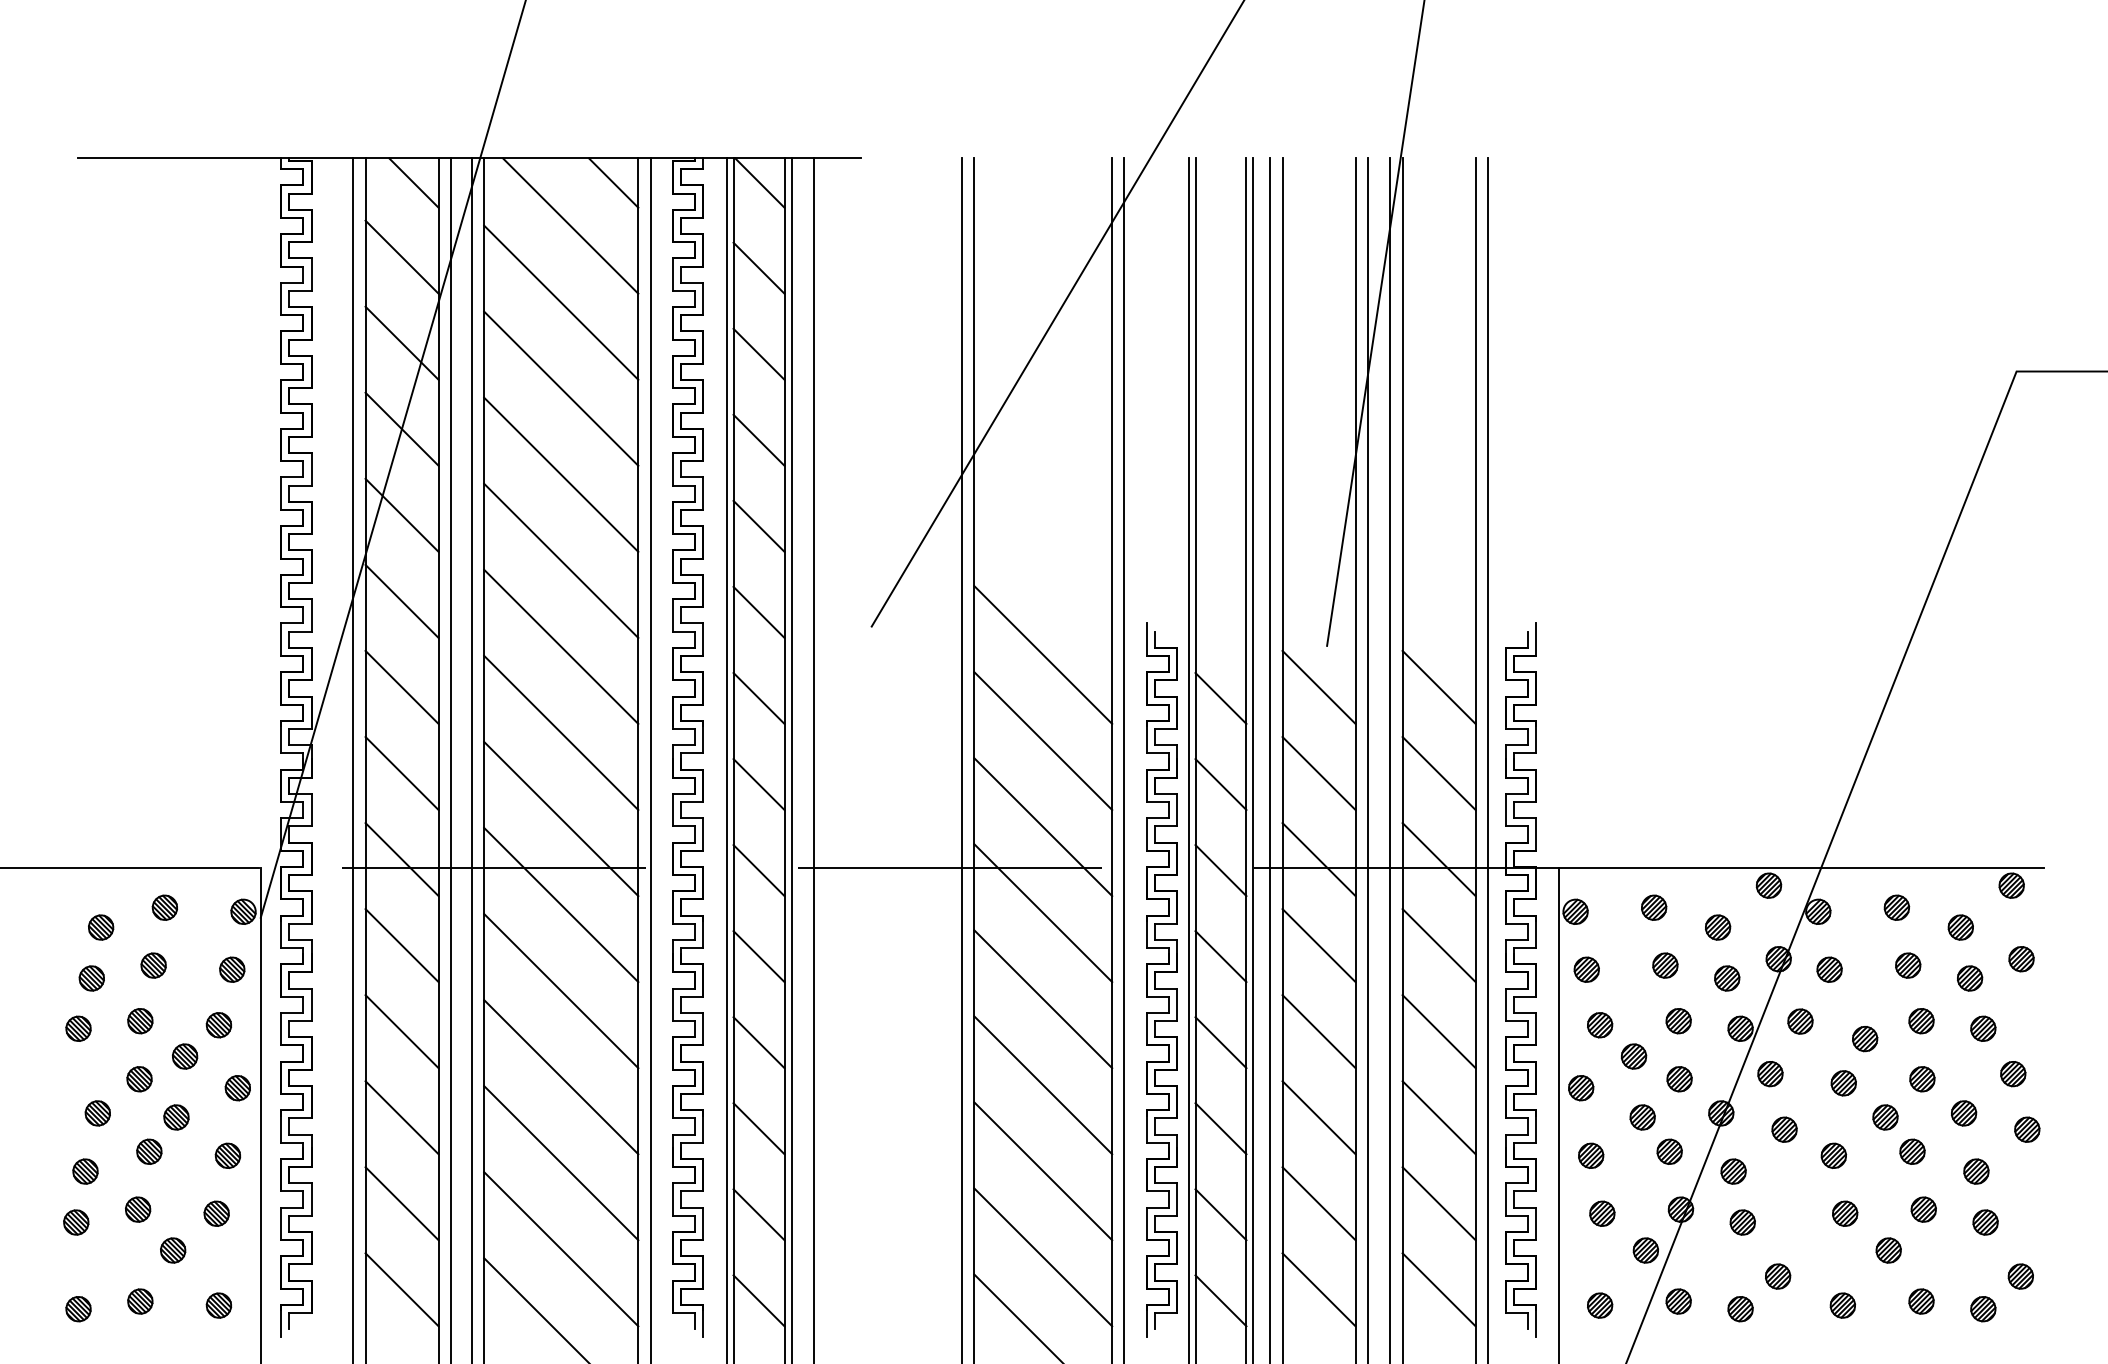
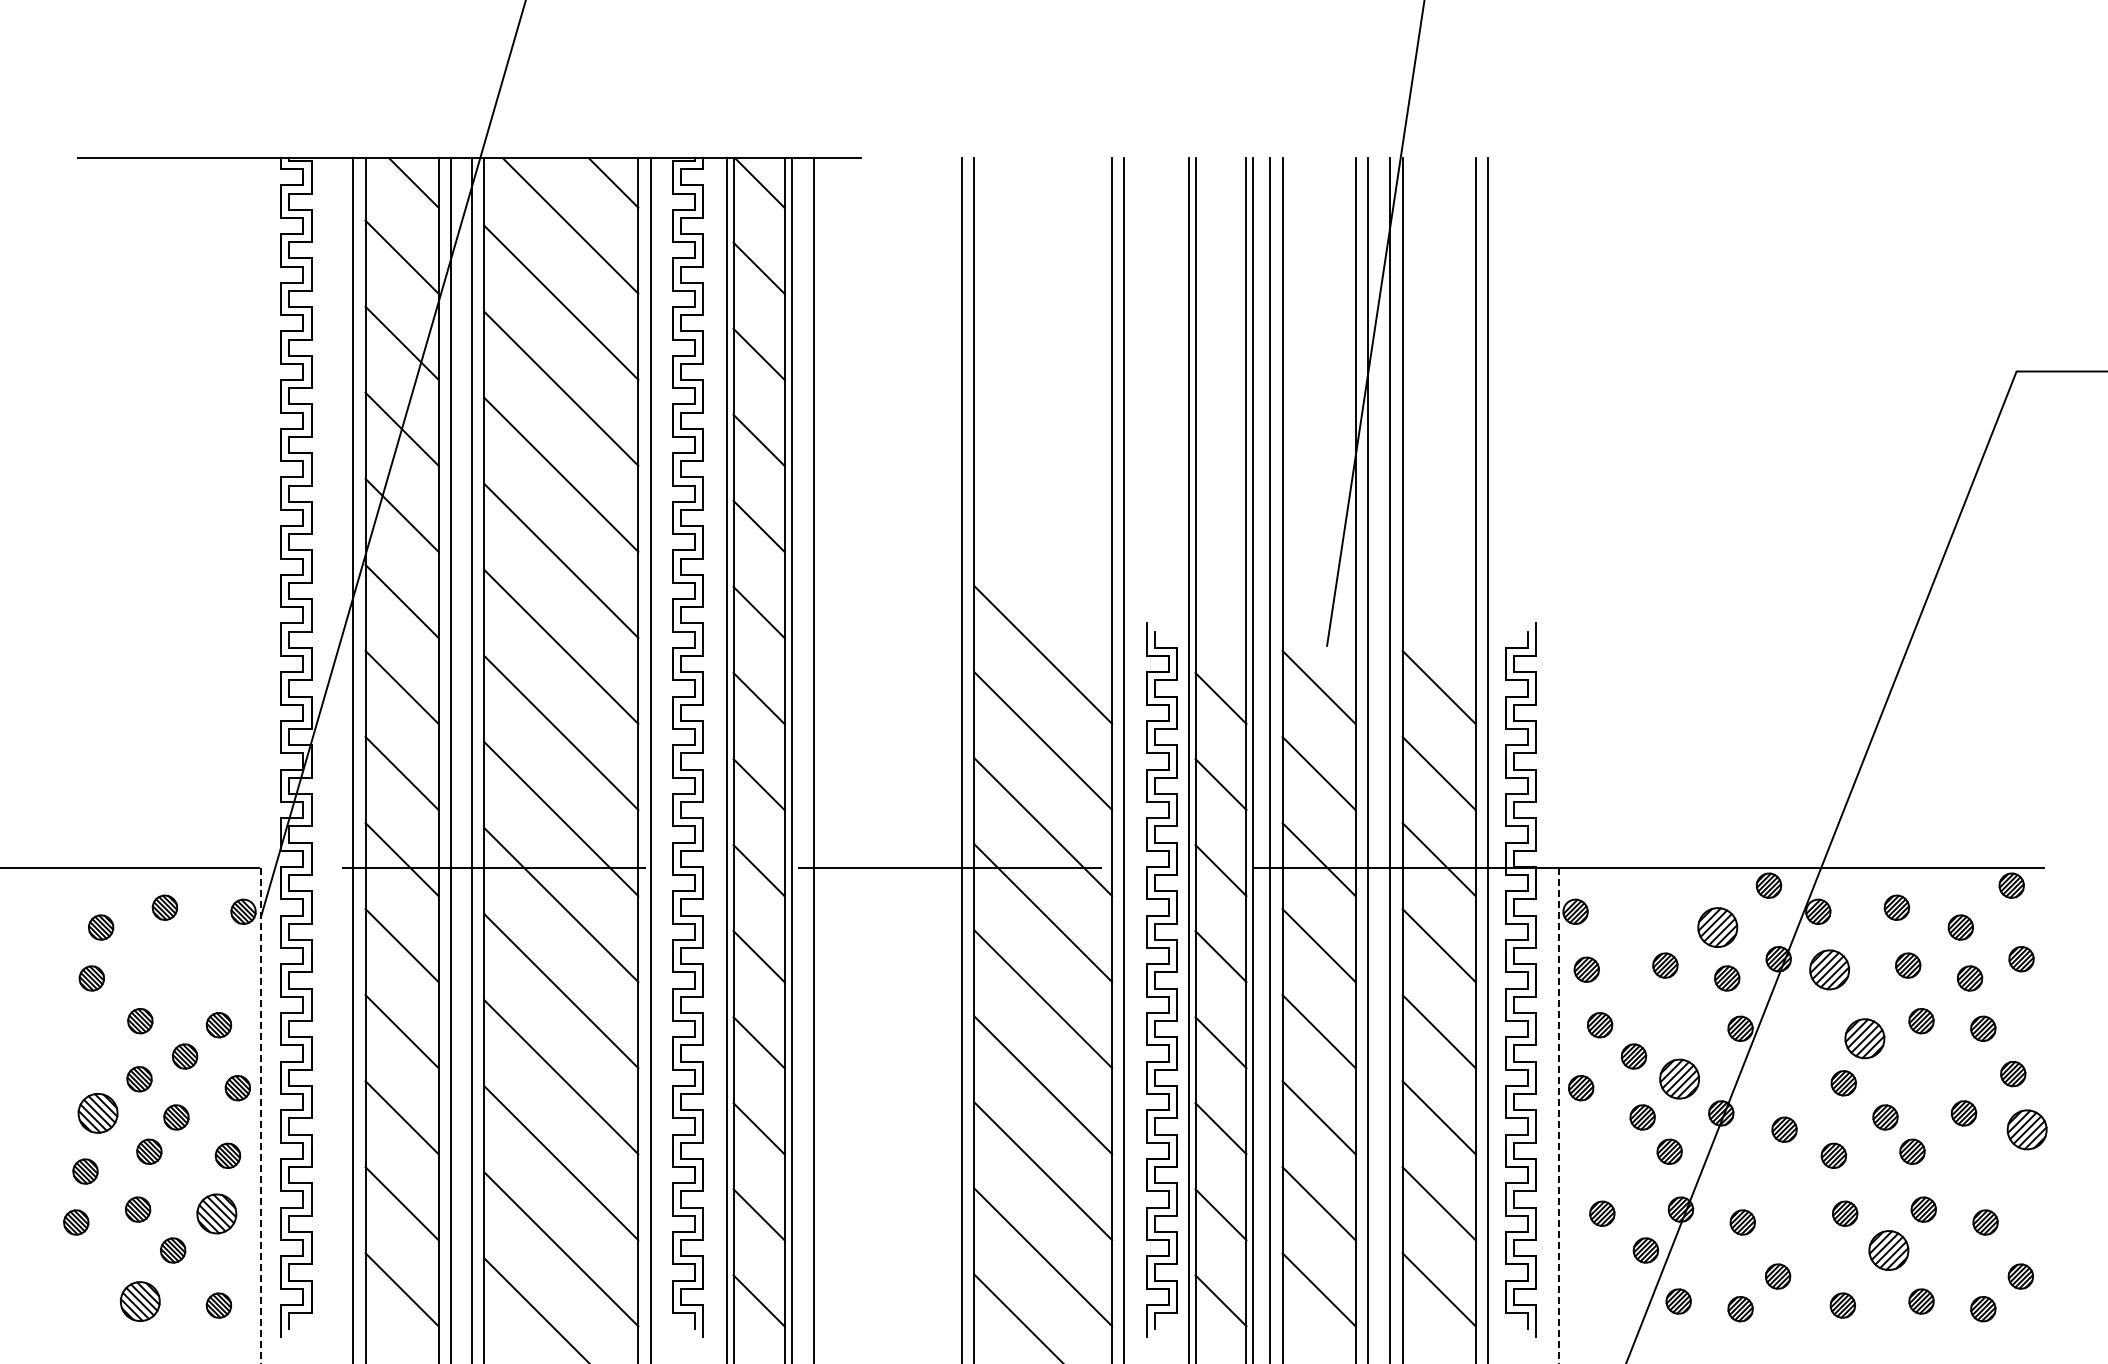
line: present -> none (1057, 314)
part: present -> none (1654, 907)
part size: 27x27 px -> 42x41 px (1717, 927)
part: present -> none (153, 965)
part: present -> none (232, 969)
part size: 27x27 px -> 42x42 px (1829, 969)
part: present -> none (1678, 1021)
part: present -> none (1800, 1021)
part: present -> none (78, 1028)
part size: 27x27 px -> 42x42 px (1864, 1038)
part: present -> none (1770, 1074)
part size: 27x27 px -> 42x42 px (1679, 1078)
part: present -> none (1922, 1079)
part size: 27x27 px -> 42x41 px (97, 1113)
line: solid -> dashed (260, 1116)
line: solid -> dashed (1558, 1116)
part size: 27x27 px -> 42x42 px (2026, 1129)
part: present -> none (1591, 1155)
part: present -> none (1733, 1171)
part: present -> none (1976, 1171)
part size: 27x27 px -> 42x42 px (216, 1213)
part size: 27x27 px -> 42x41 px (1888, 1250)
part size: 27x27 px -> 42x41 px (139, 1301)
part: present -> none (1600, 1305)
part: present -> none (78, 1309)
